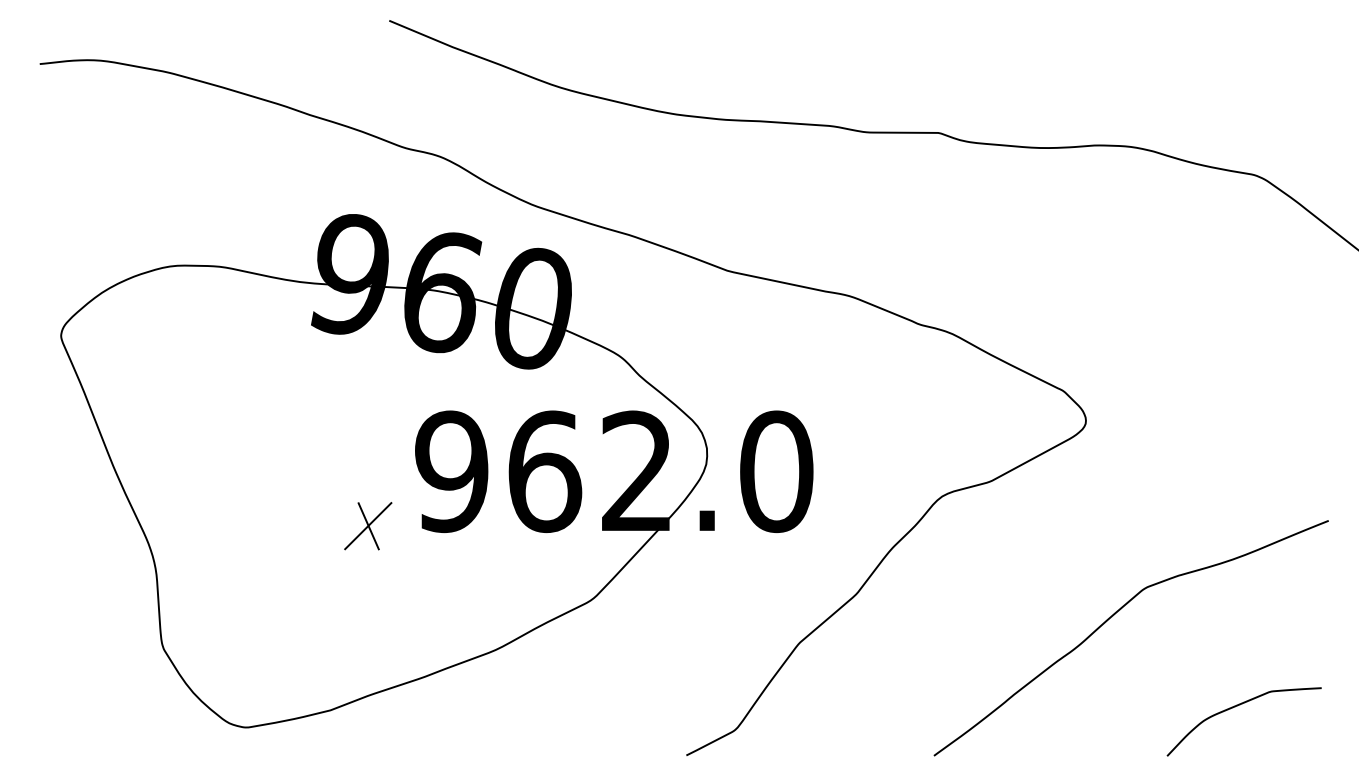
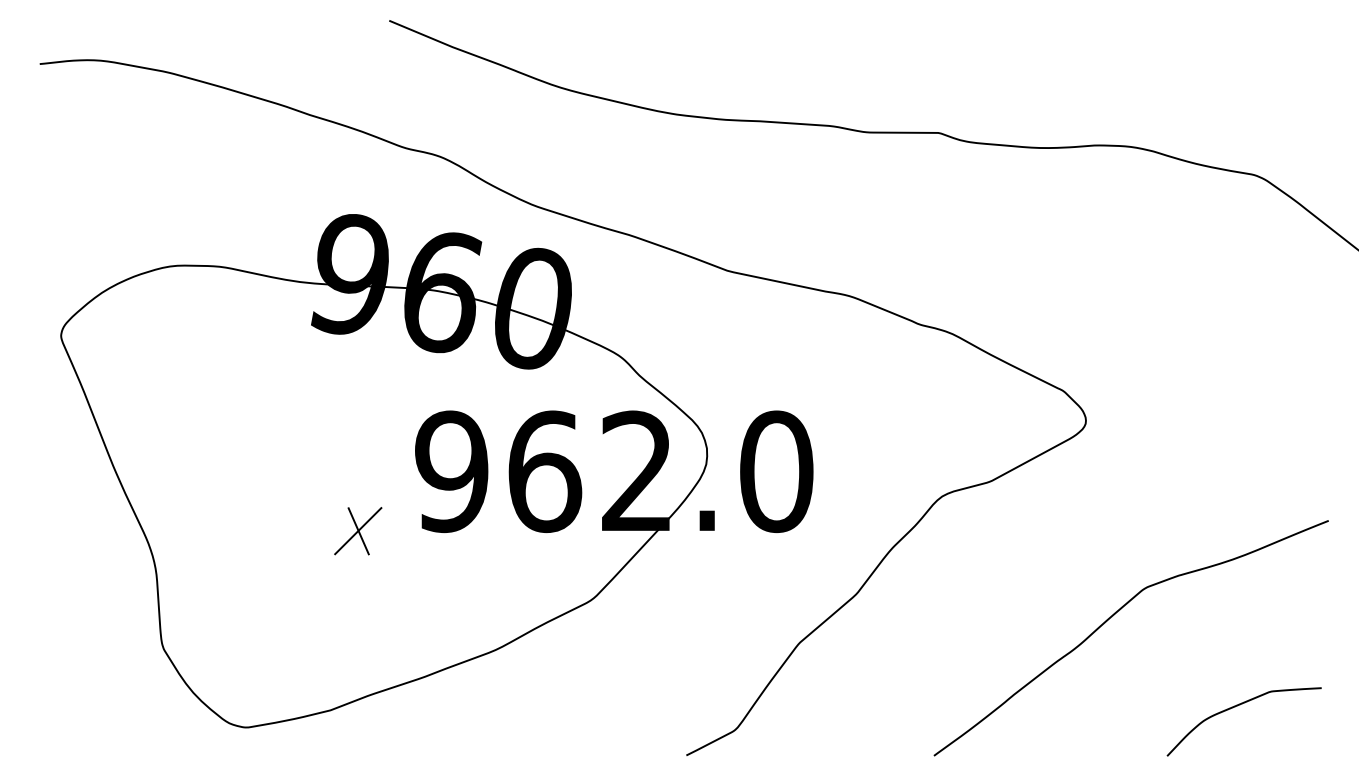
part position: (368, 526) -> (358, 531) (358, 531)
